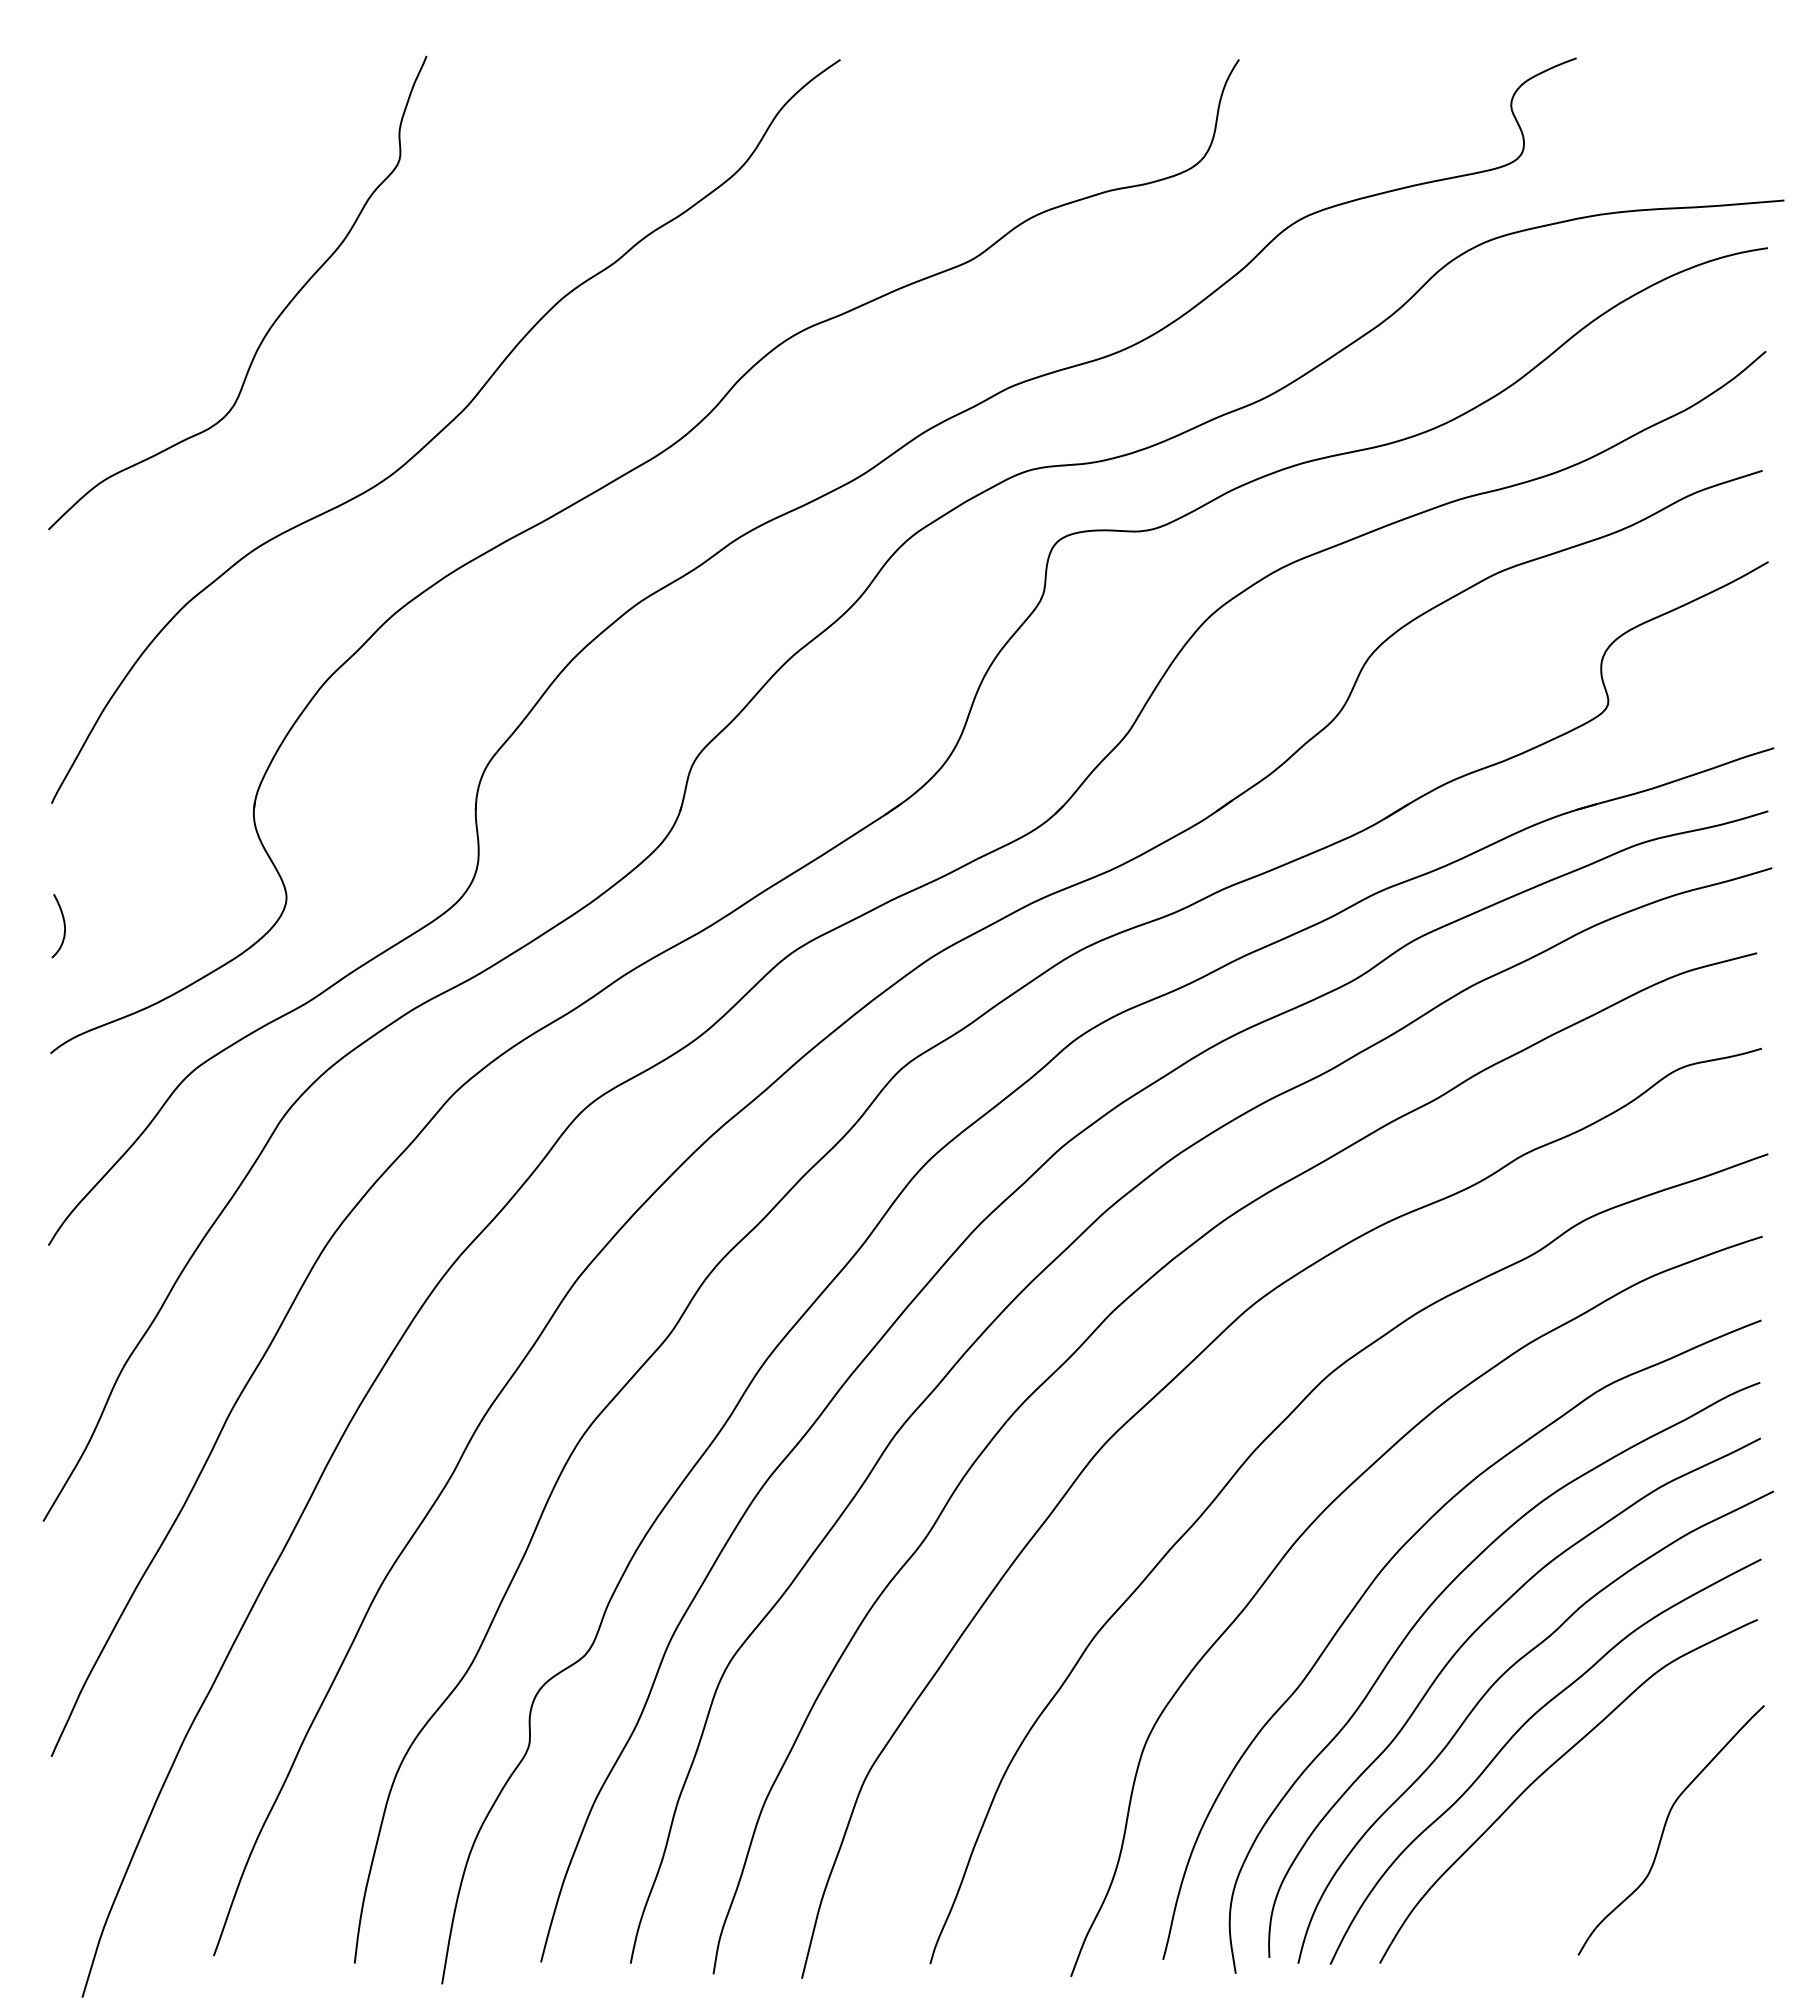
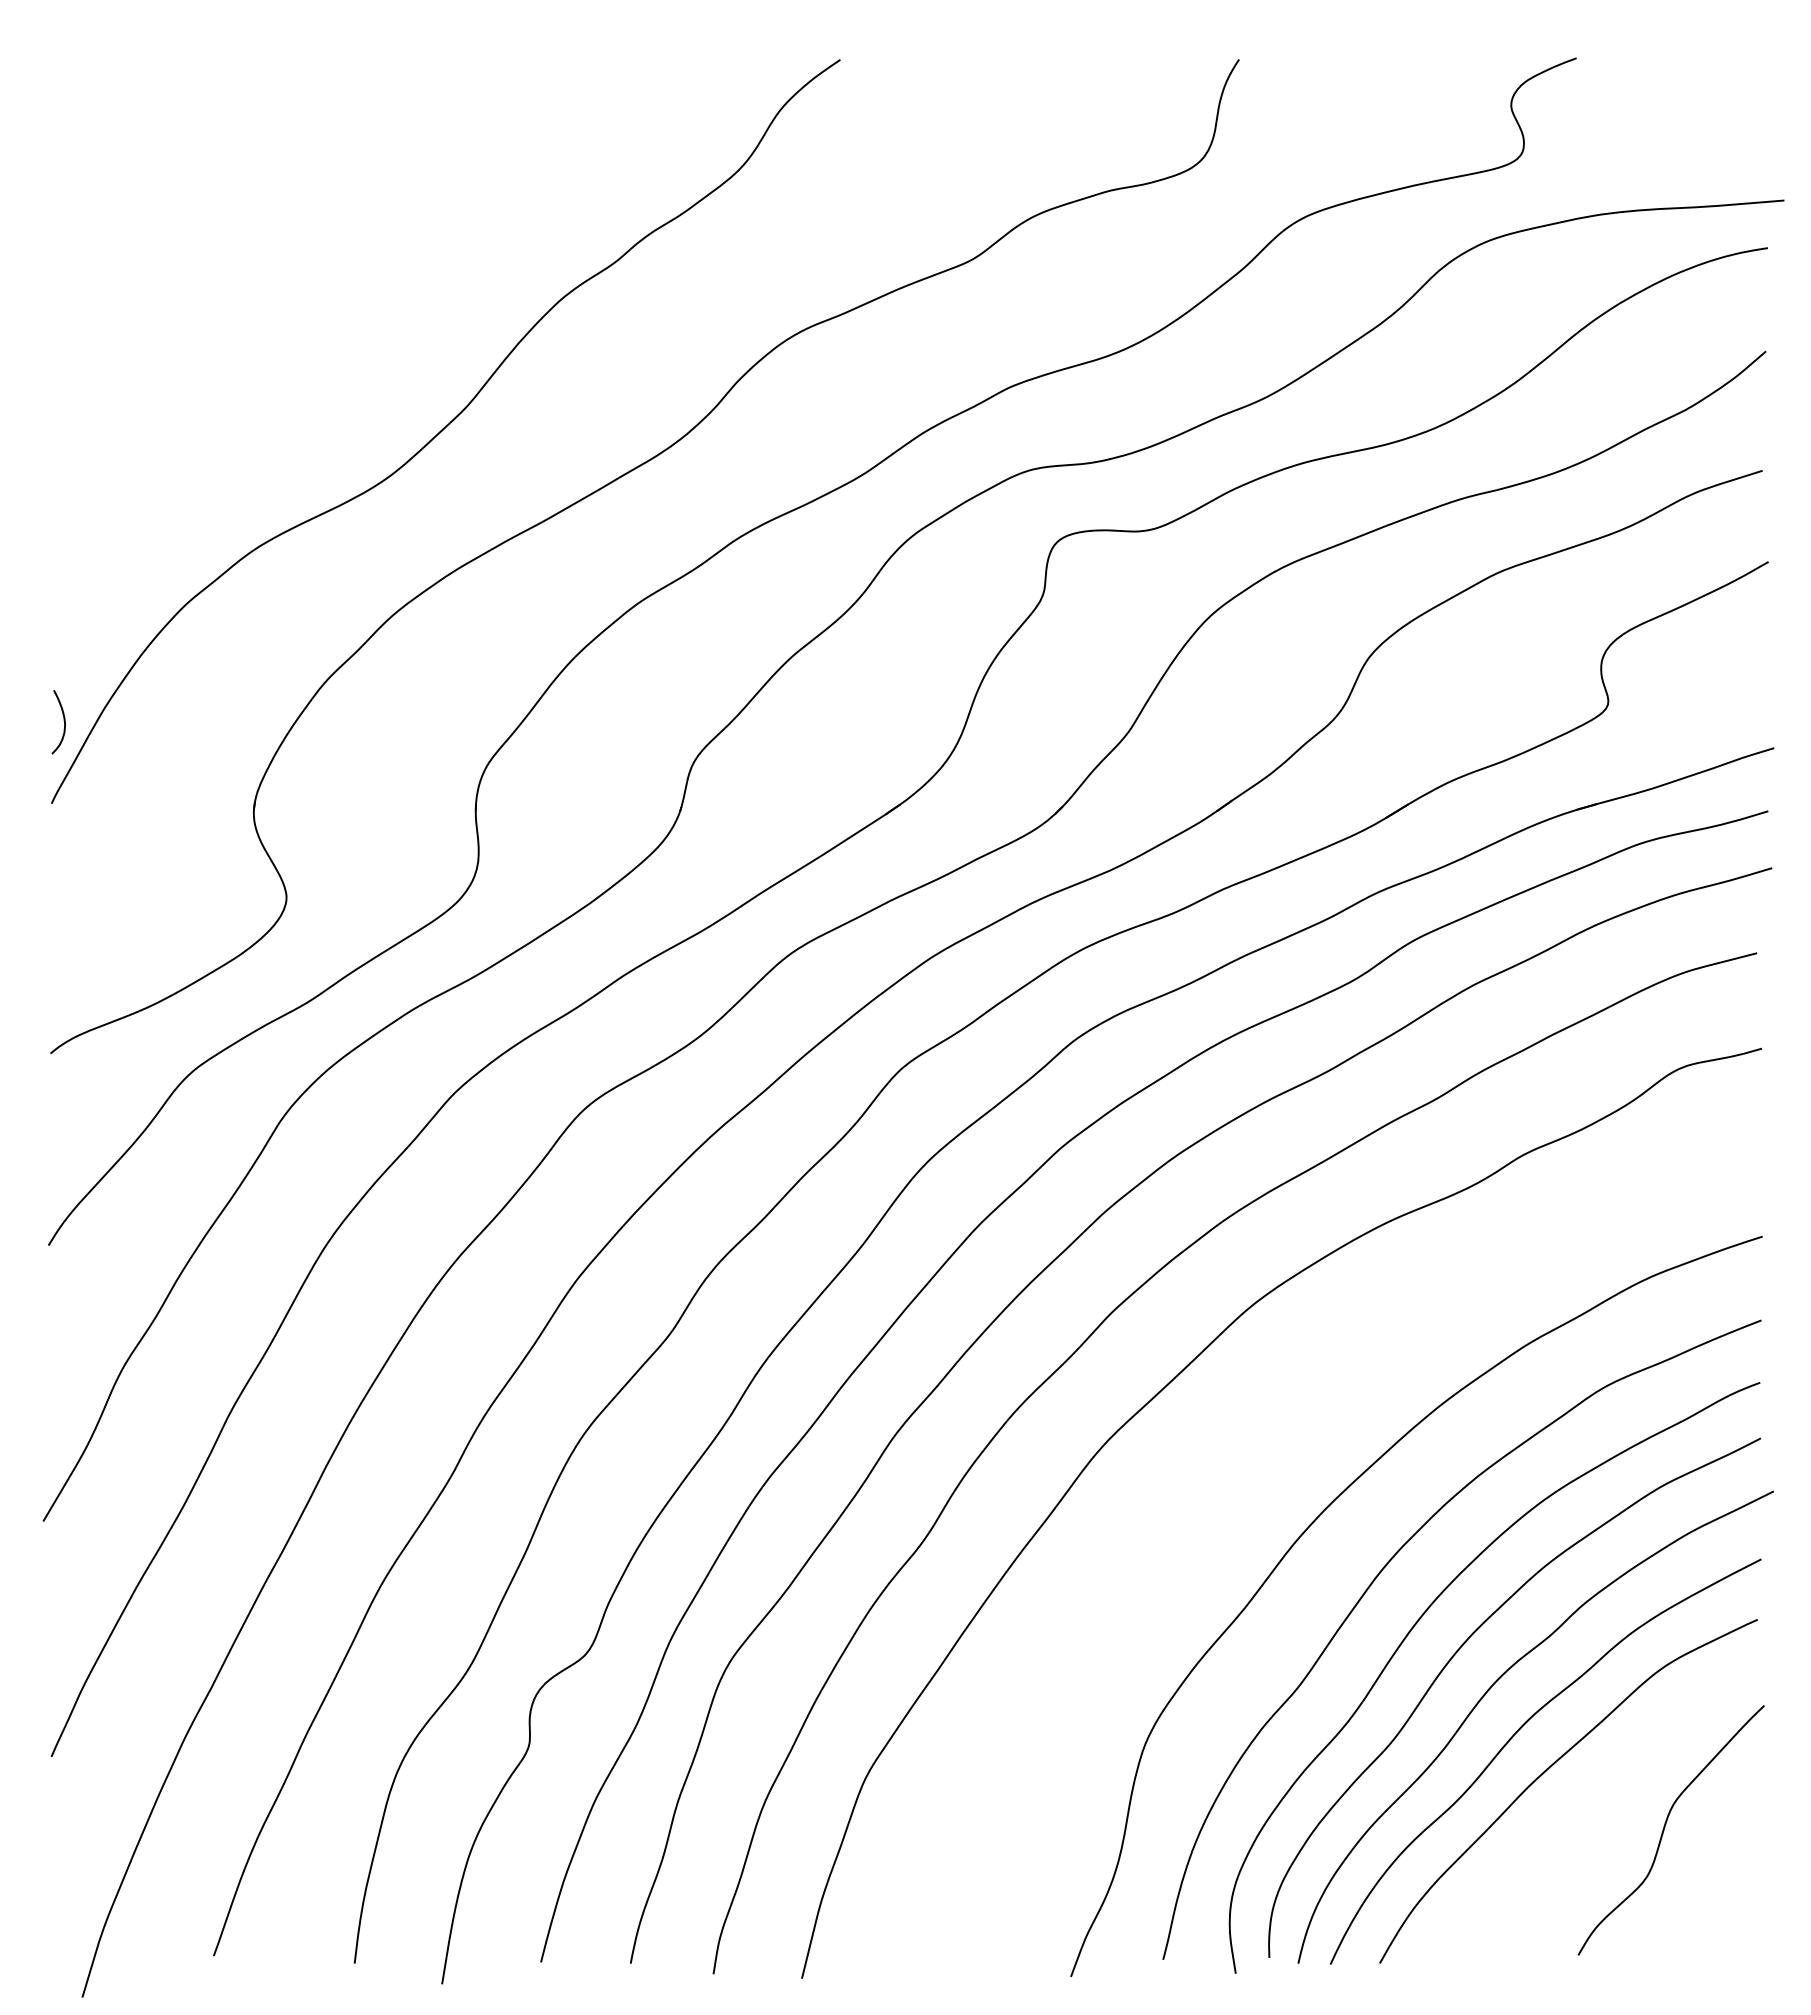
curve: present -> none (274, 320)
curve position: (63, 924) -> (63, 720) (63, 720)
curve: present -> none (1239, 1470)
